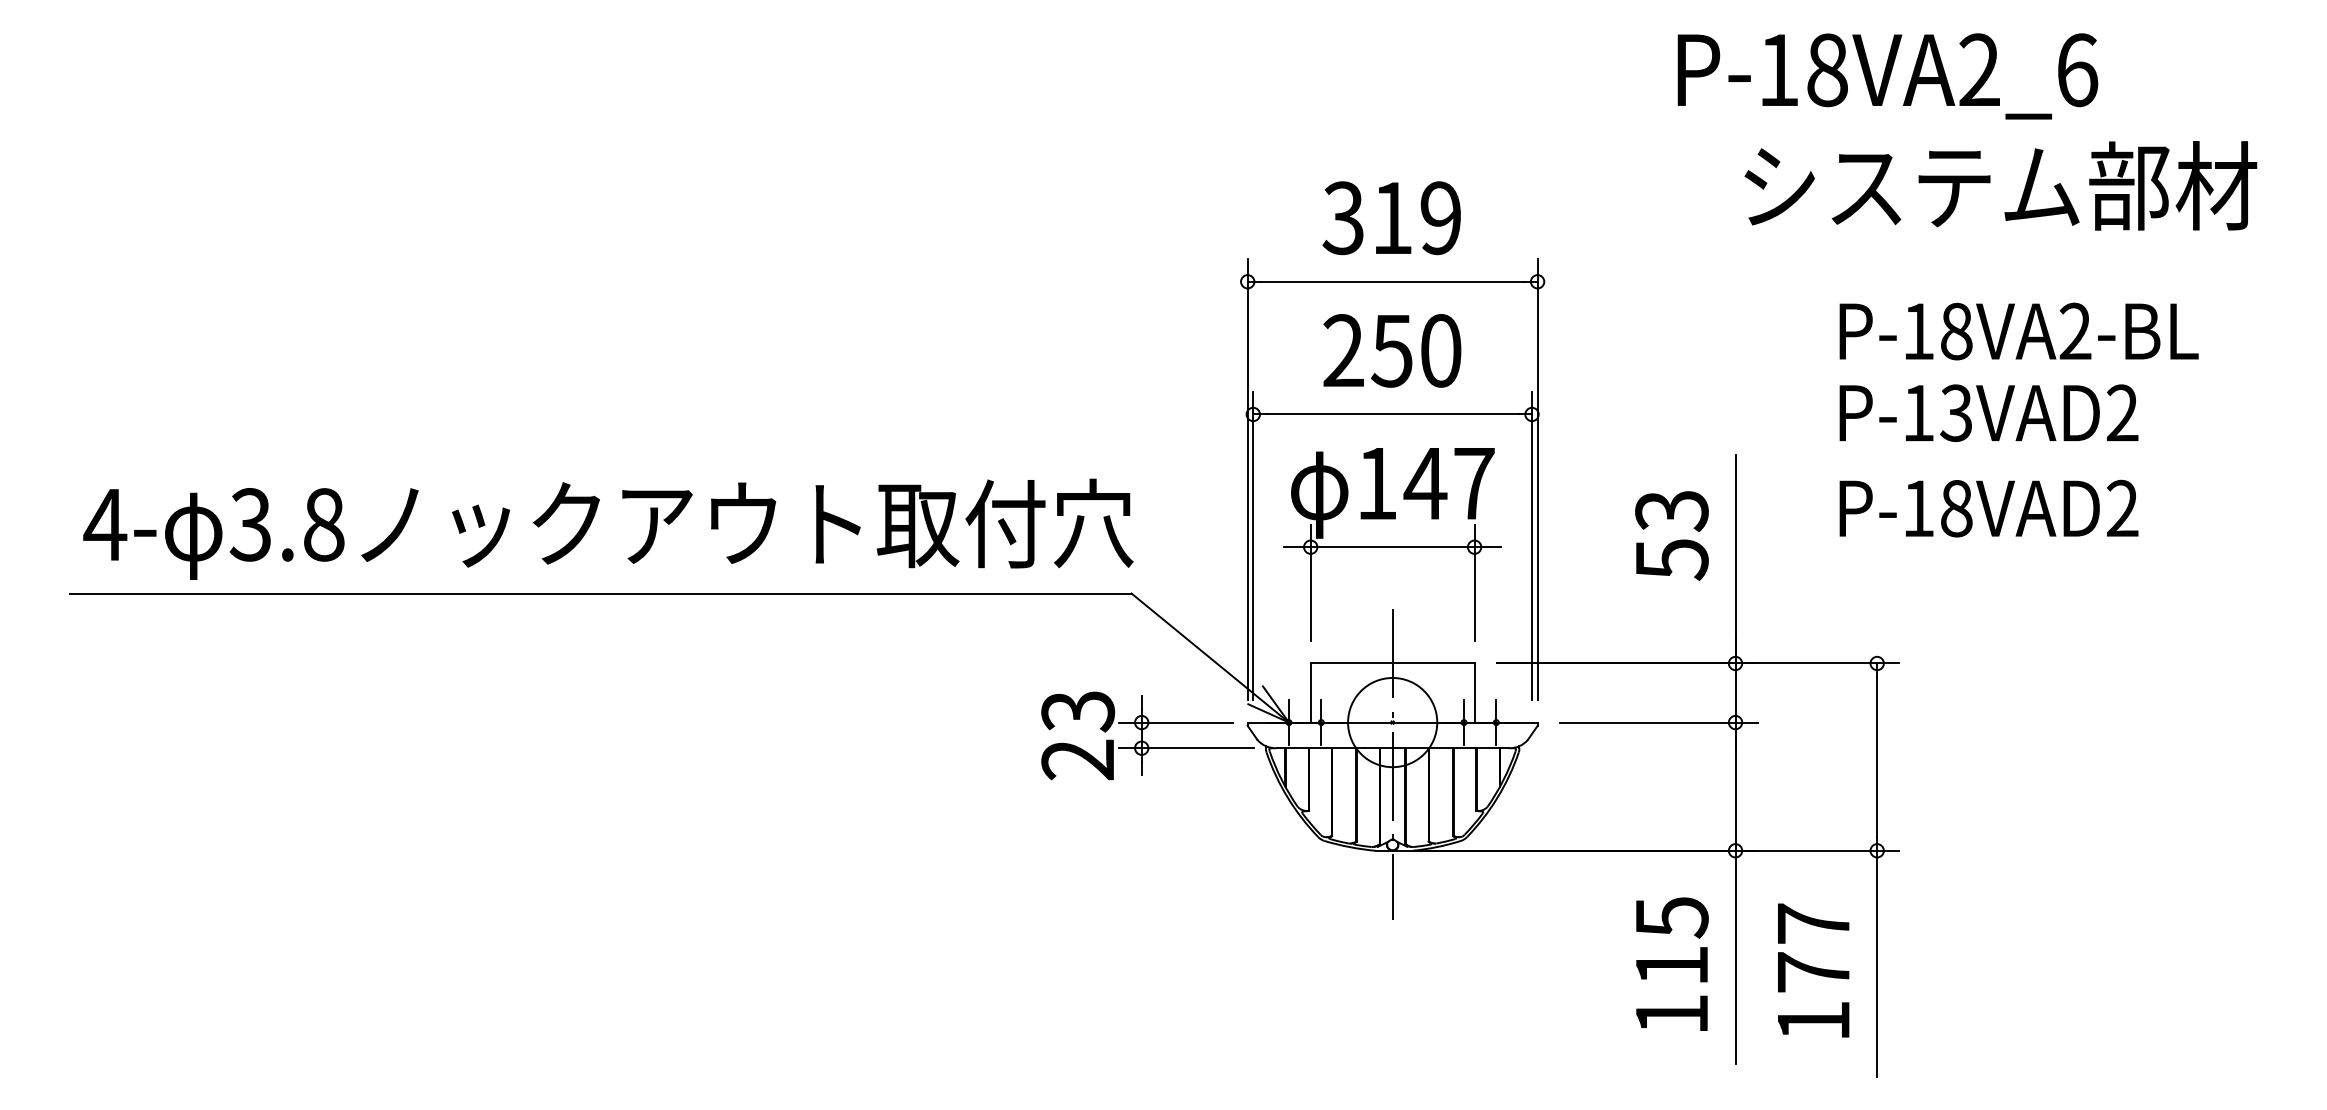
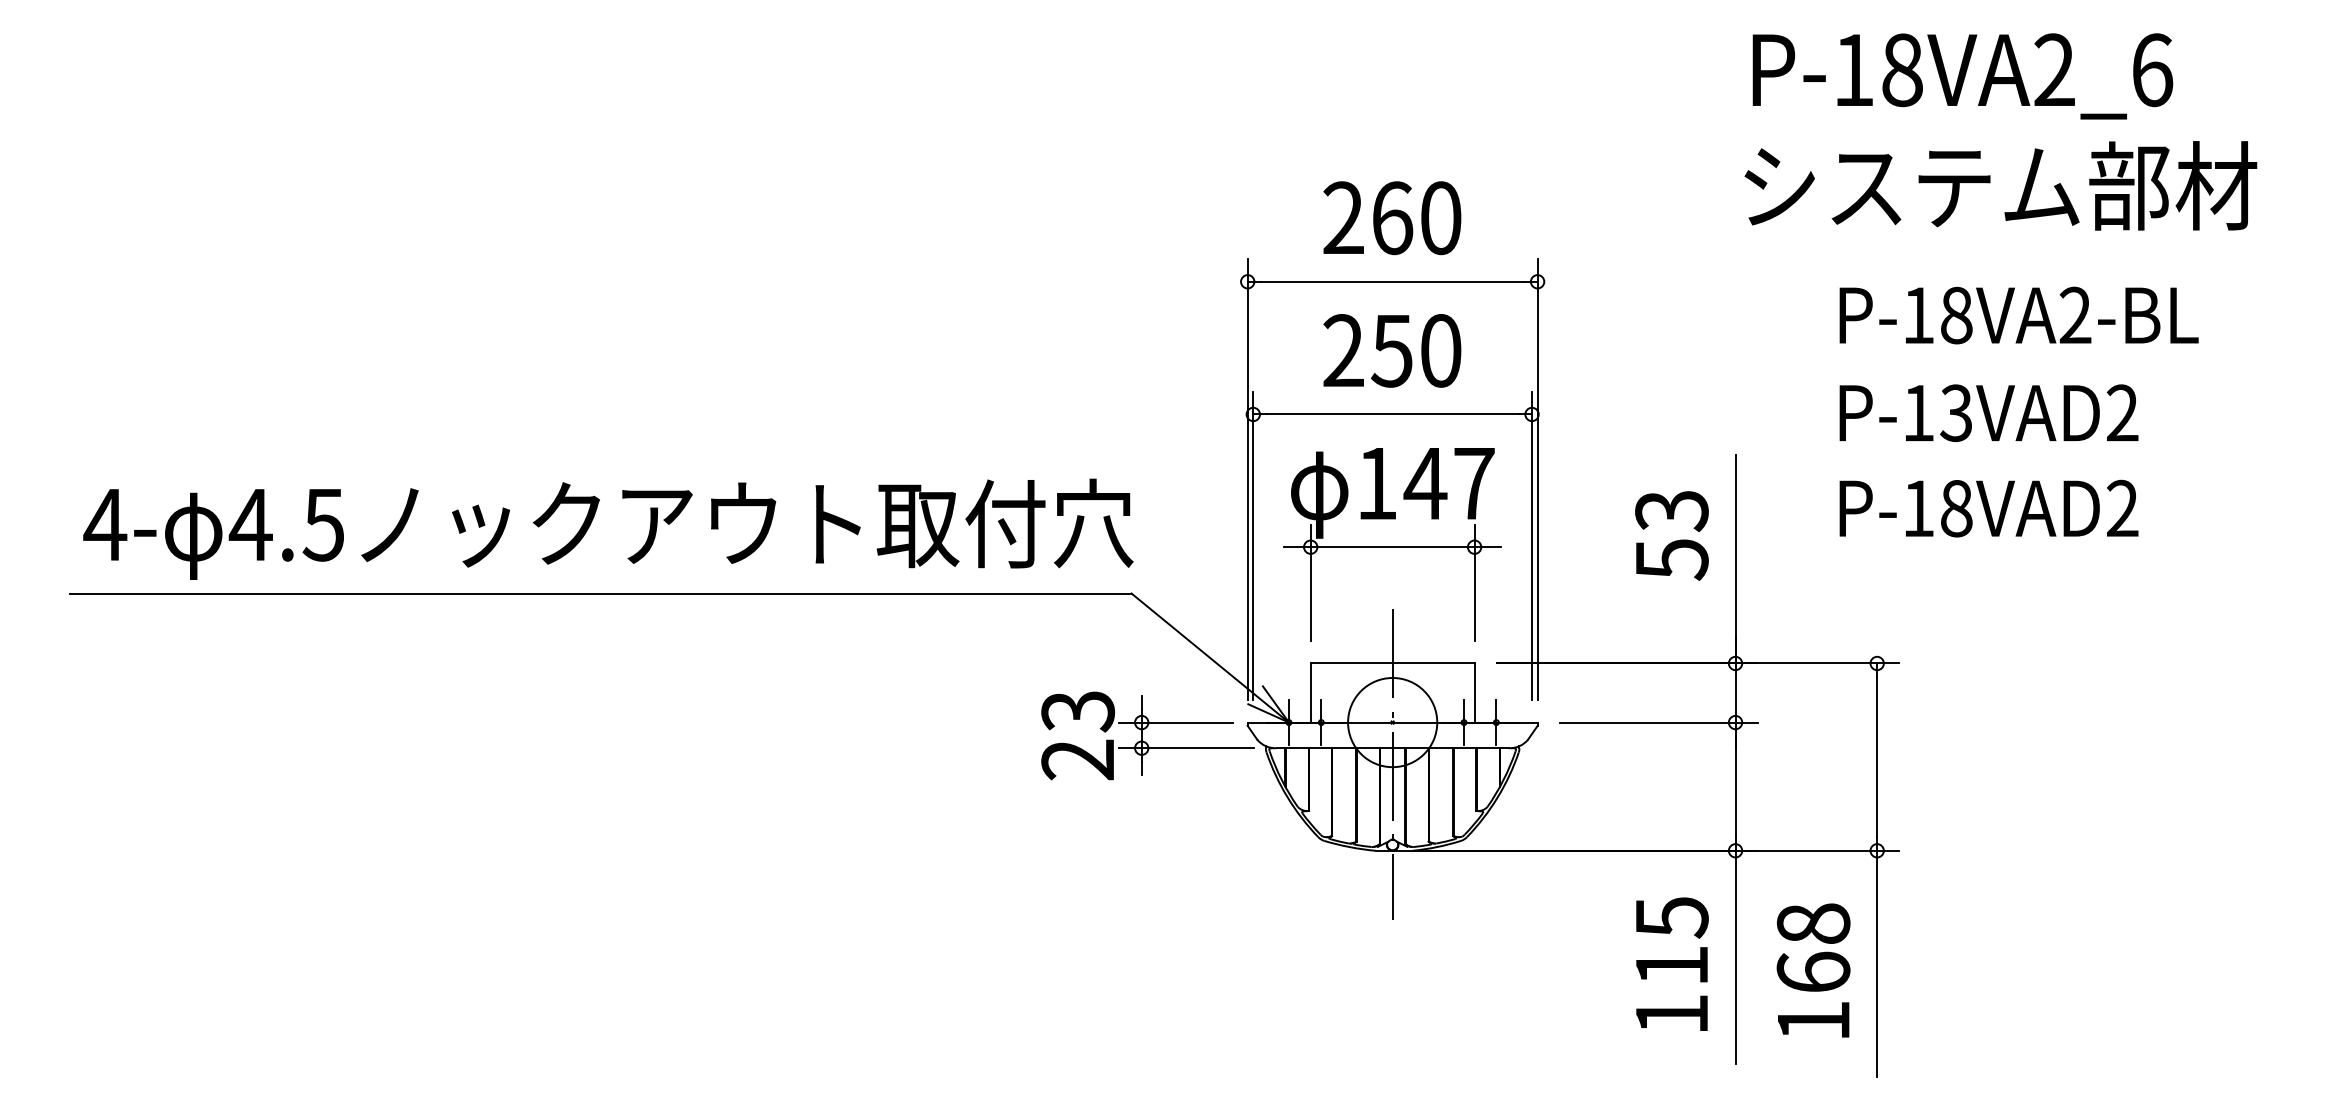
text position: (1887, 76) -> (1962, 76) (1962, 76)
text: 319 -> 260 (1391, 218)
text position: (2018, 331) -> (2018, 315) (2018, 315)
text: 3.8 -> 4.5 (286, 524)
text: 177 -> 168 (1813, 947)
